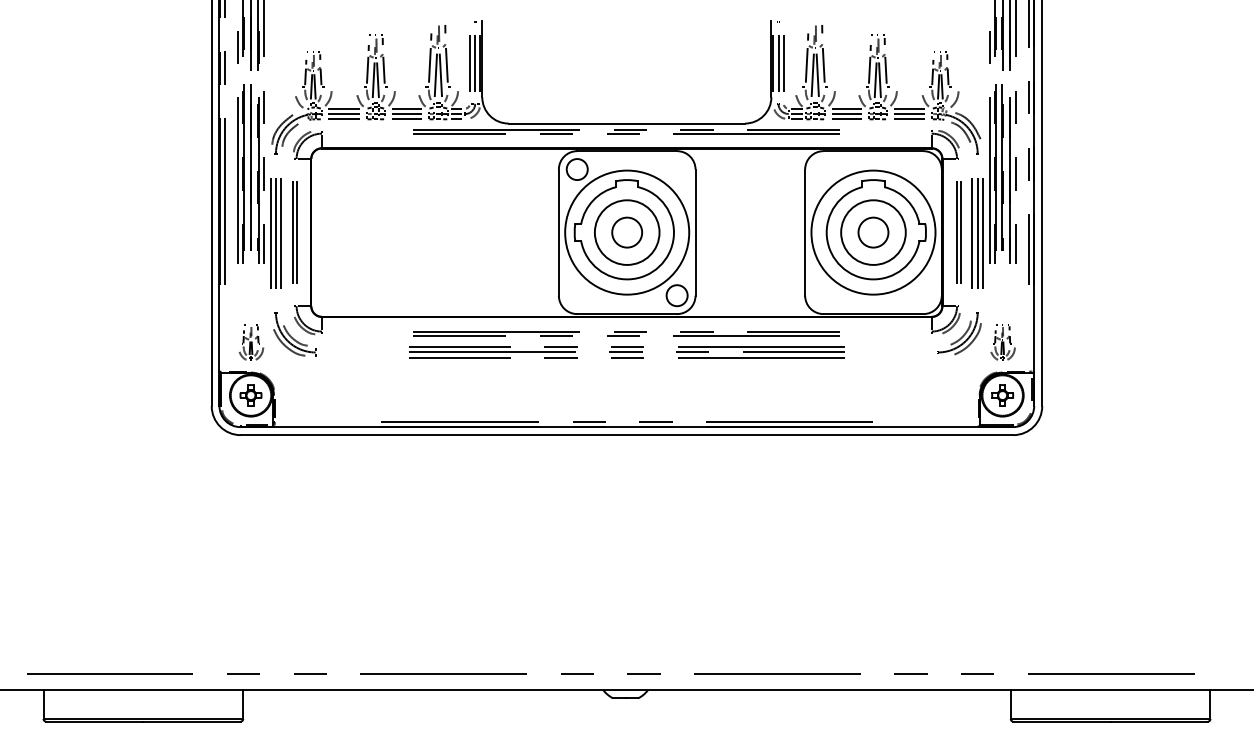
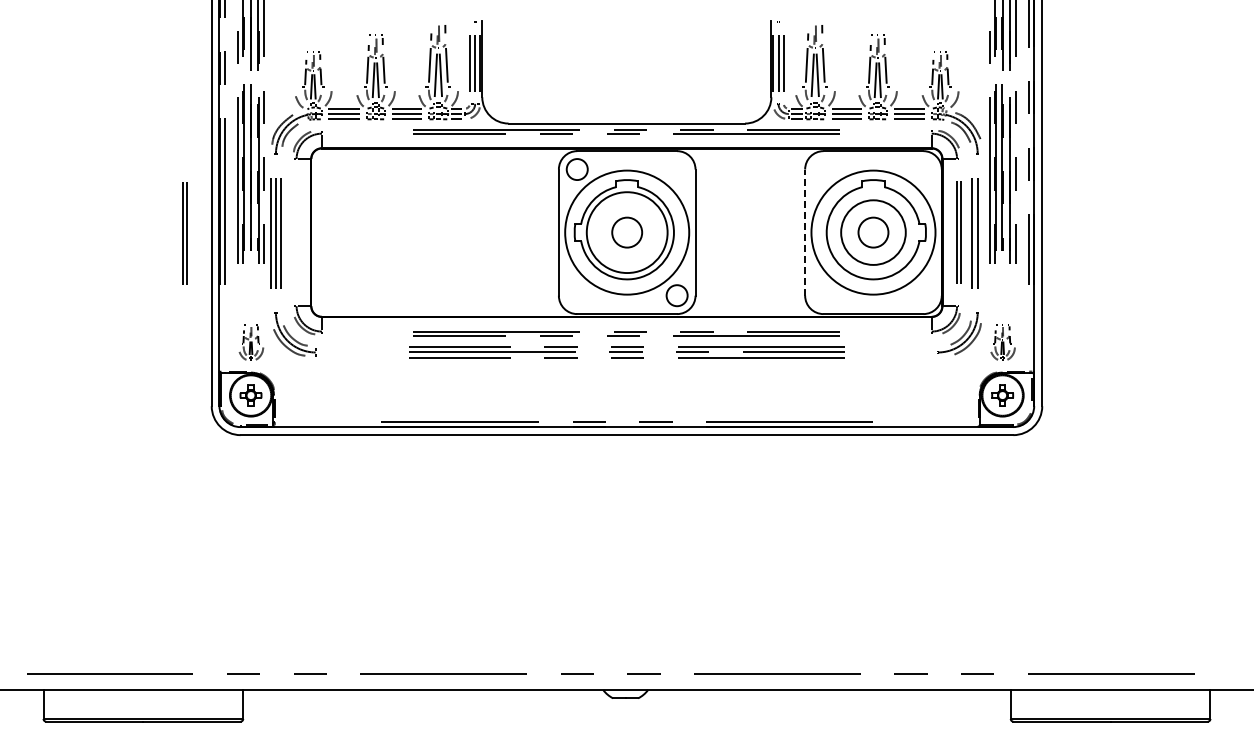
part position: (294, 232) -> (184, 233) (184, 233)
circle diameter: 65 px -> 81 px (626, 232)
line: solid -> dashed (805, 232)
line: present -> none (982, 232)
